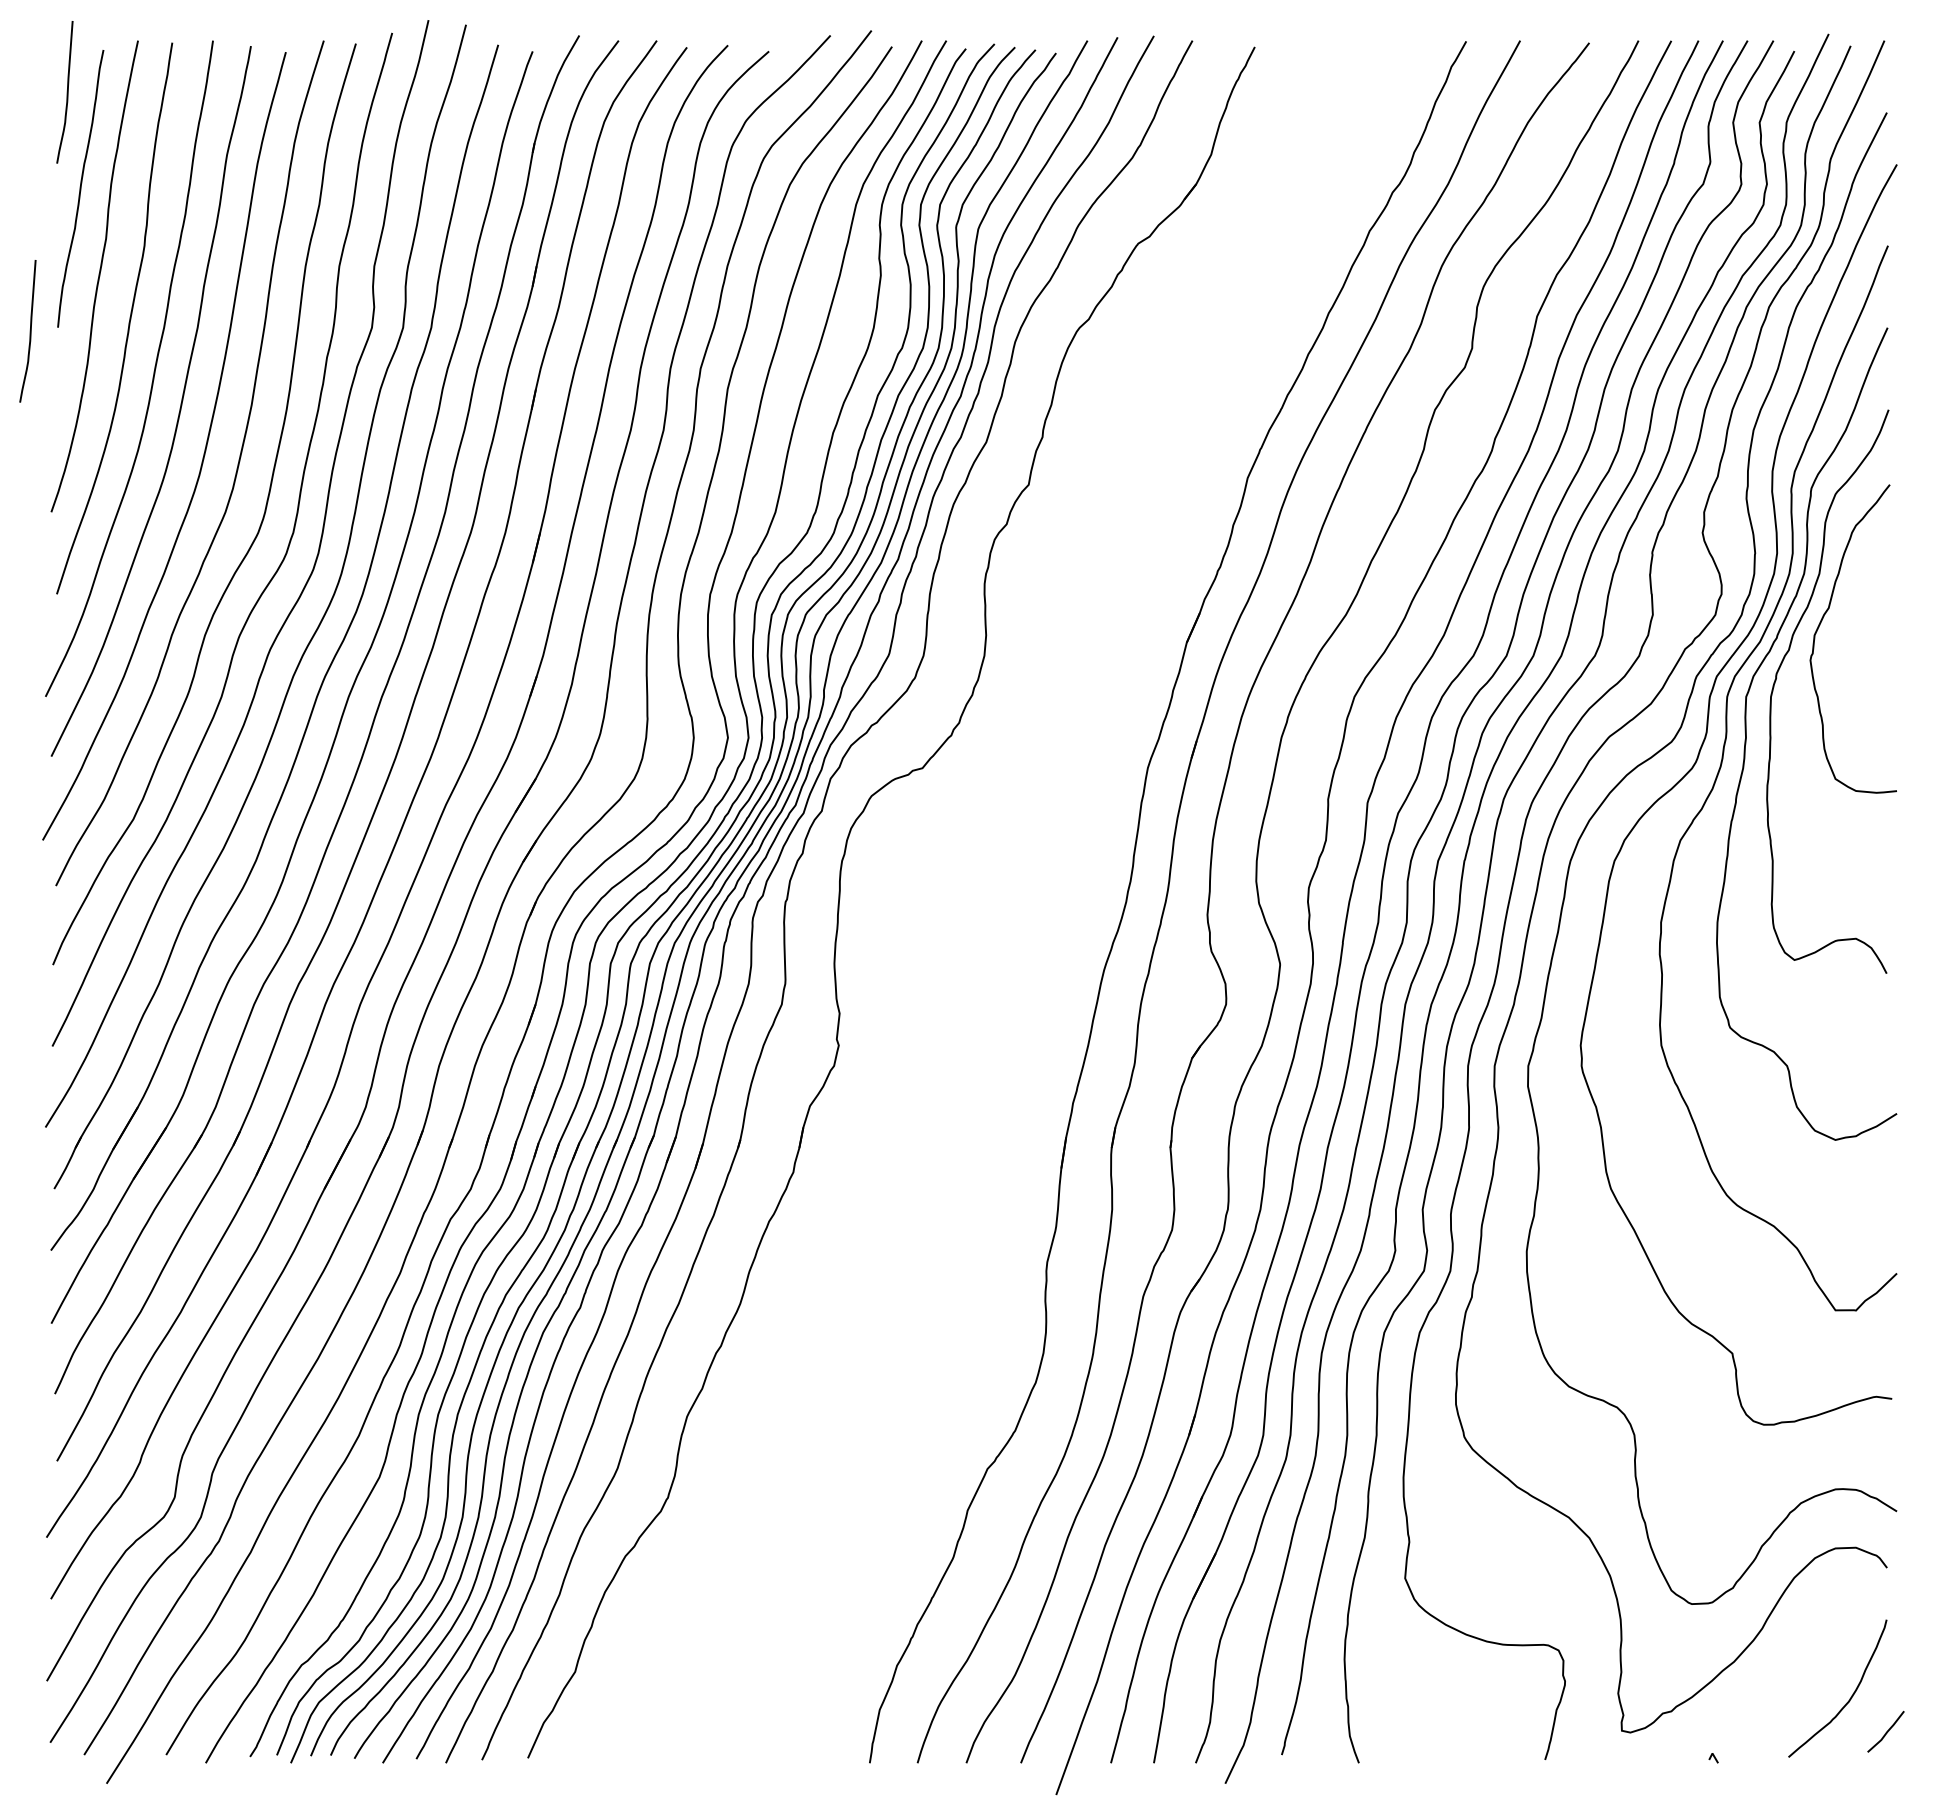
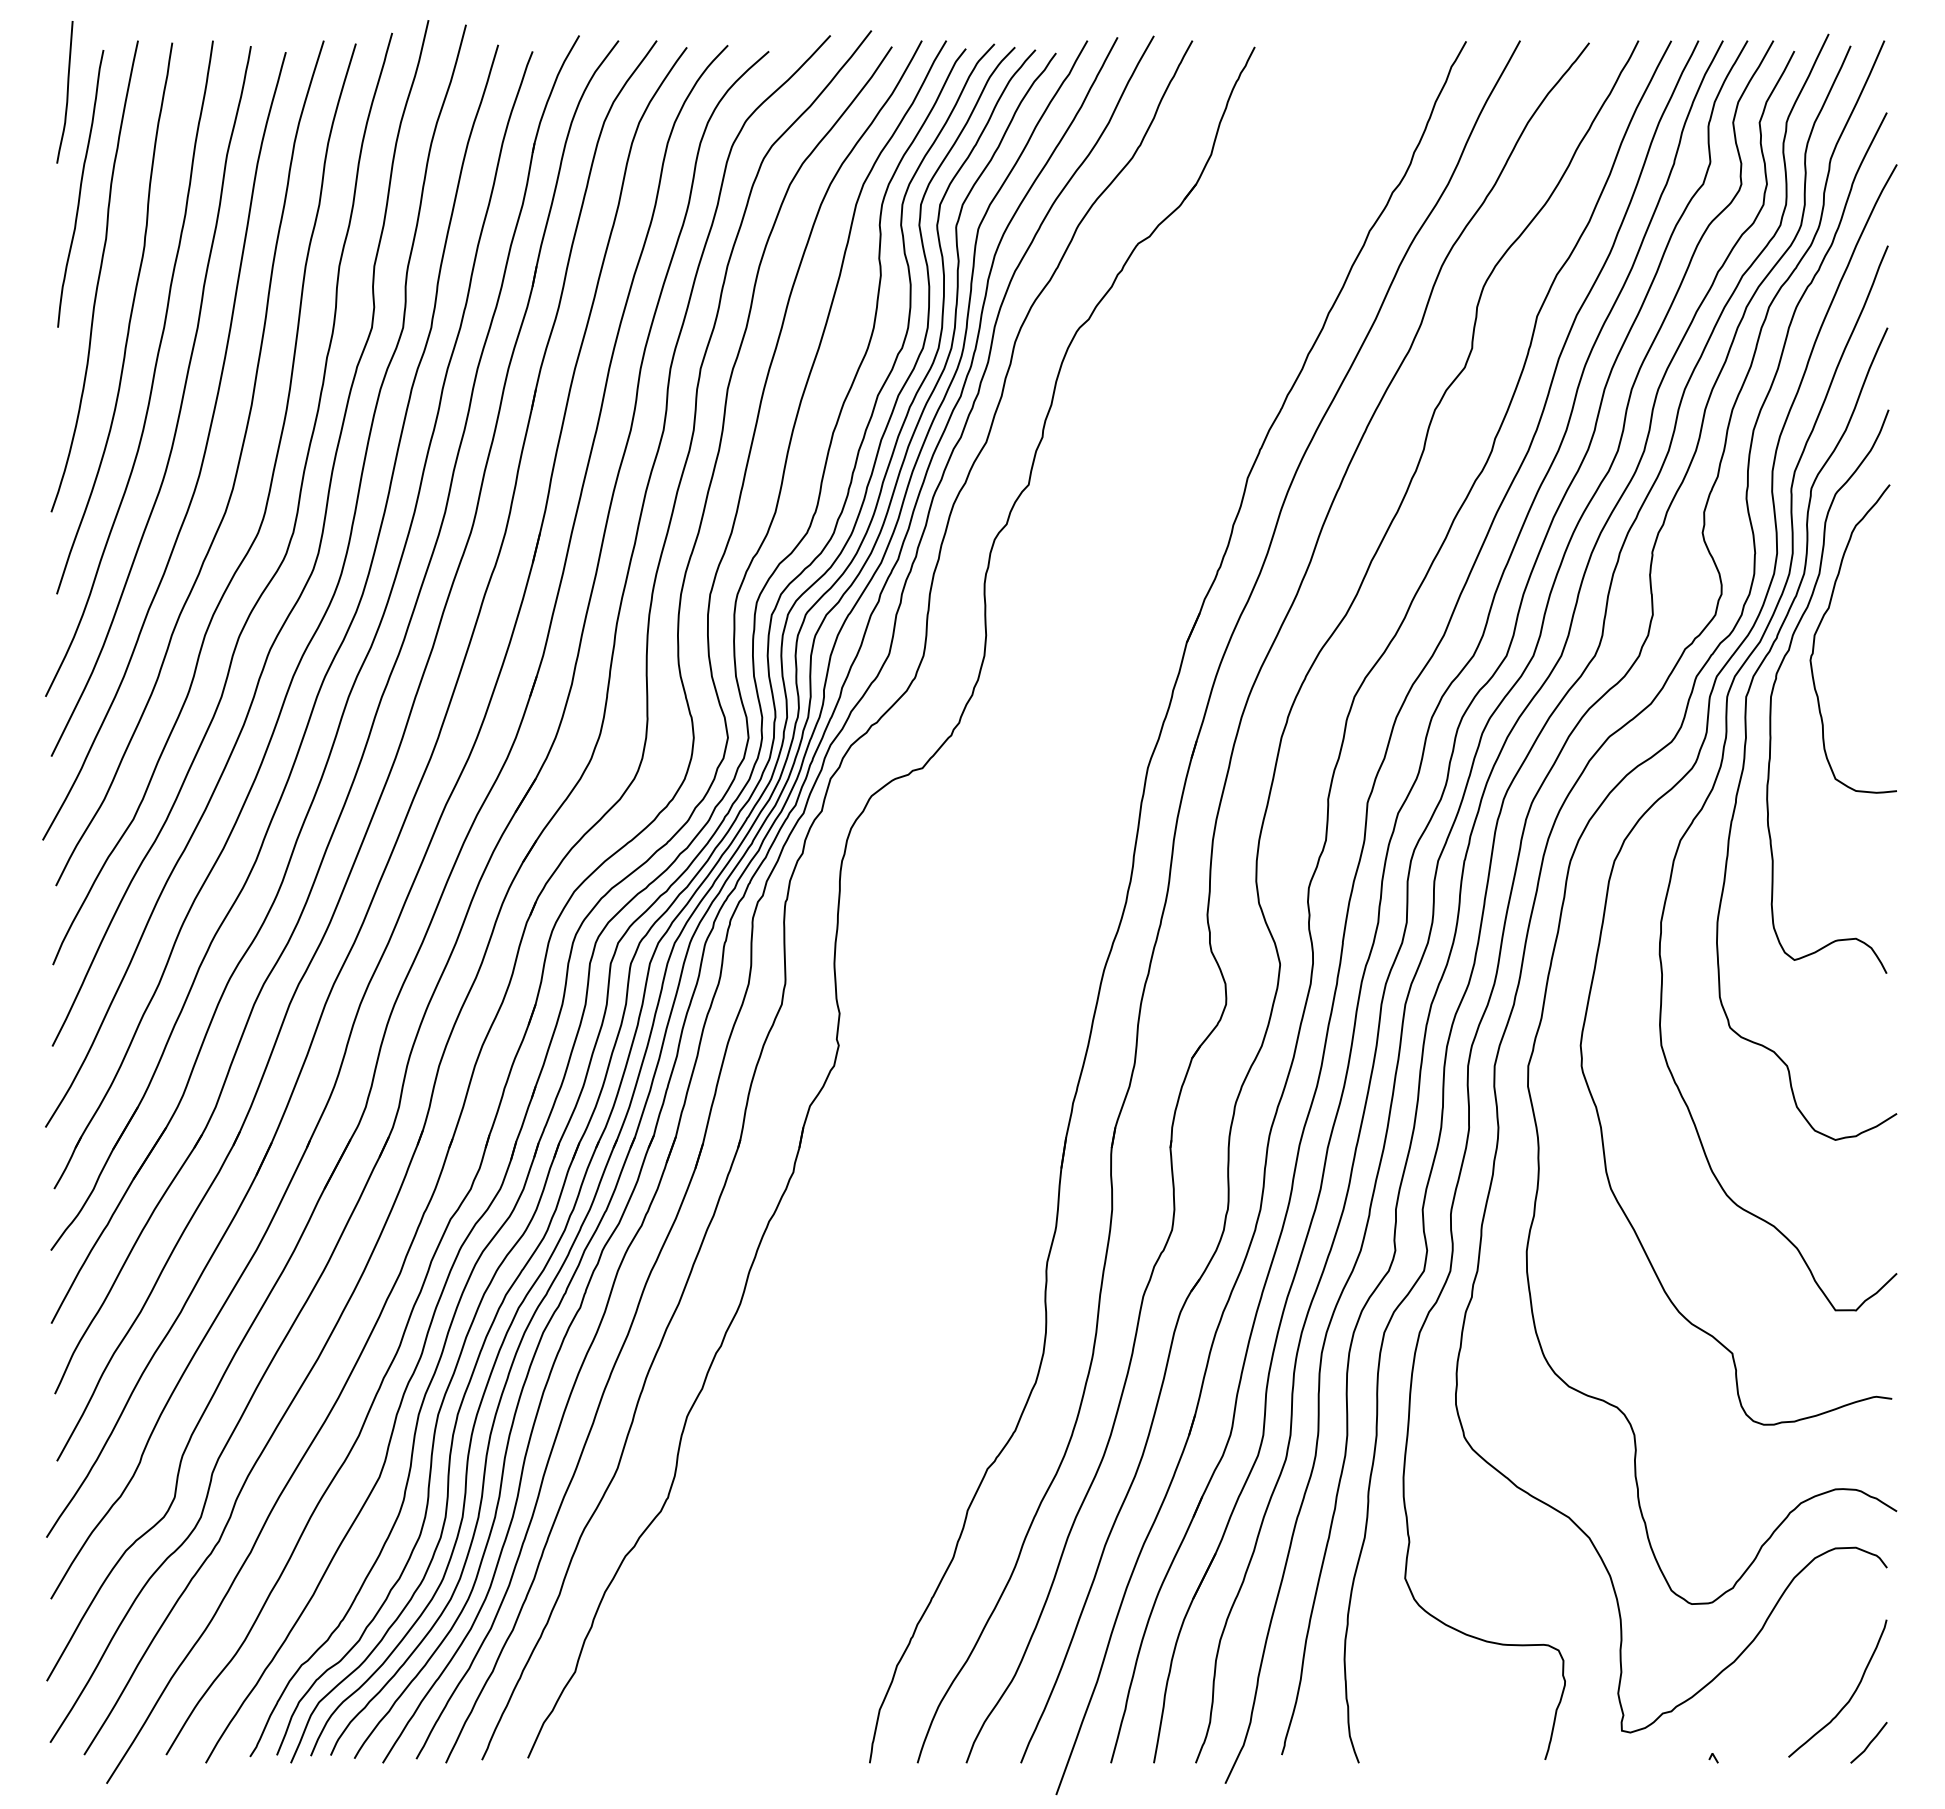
curve: present -> none (29, 331)
line position: (1886, 1731) -> (1869, 1742) (1869, 1742)
